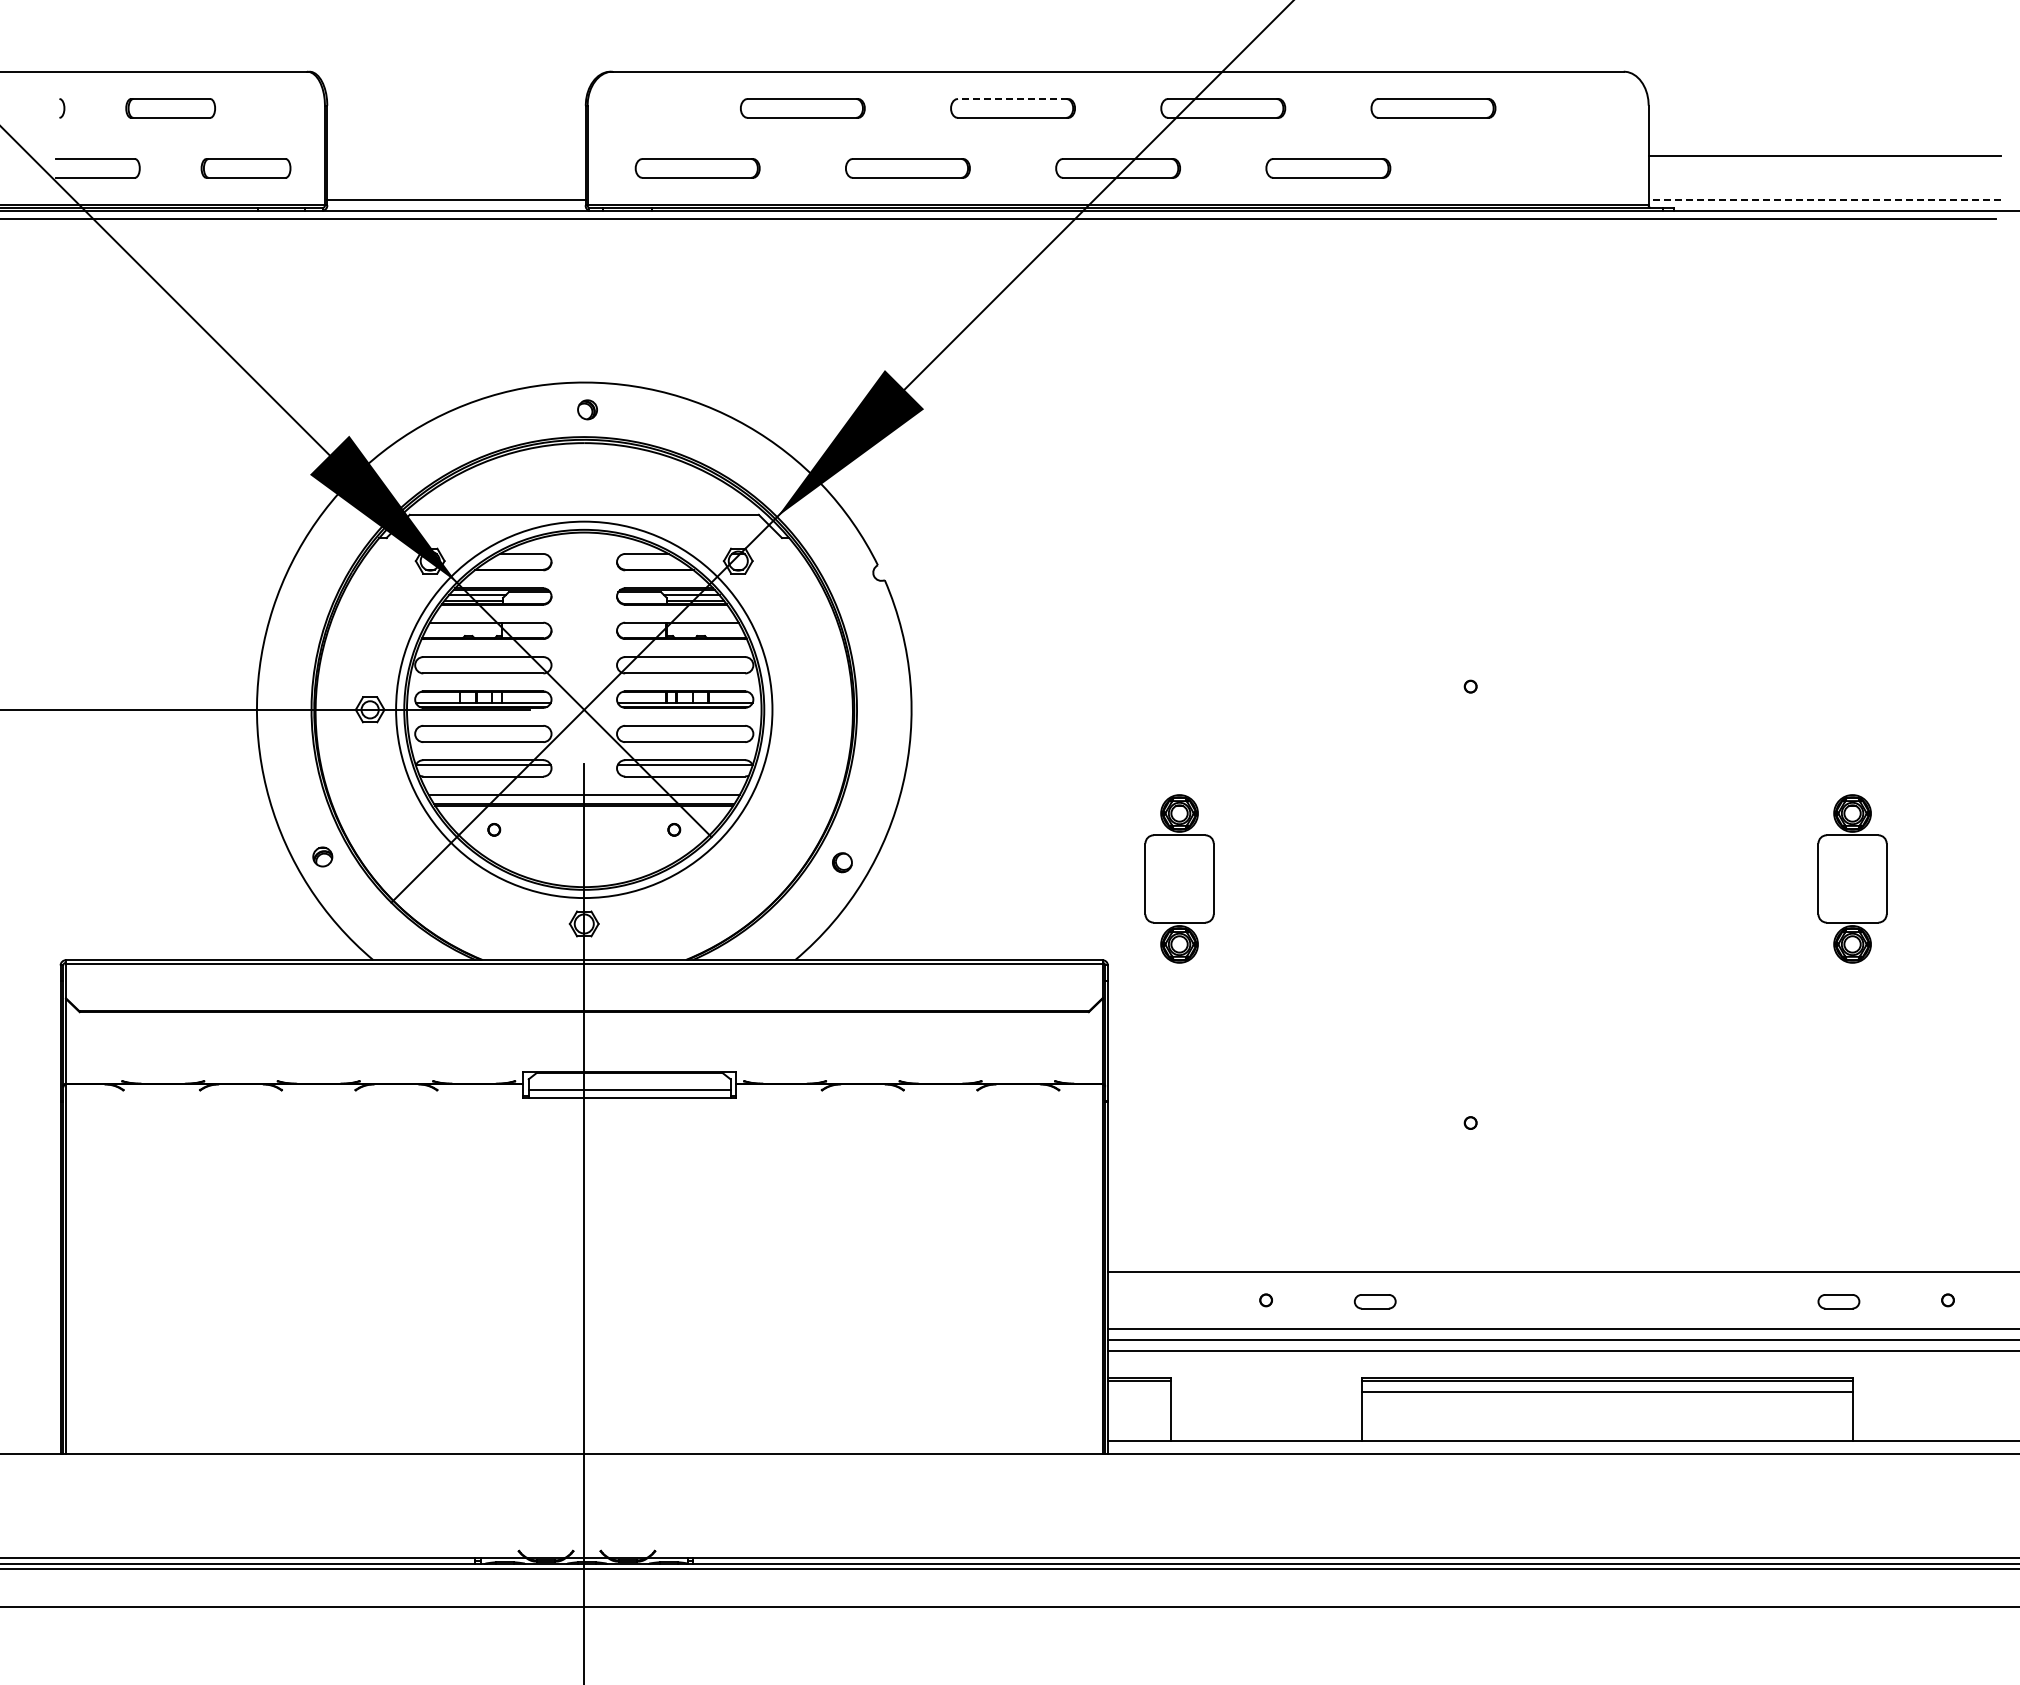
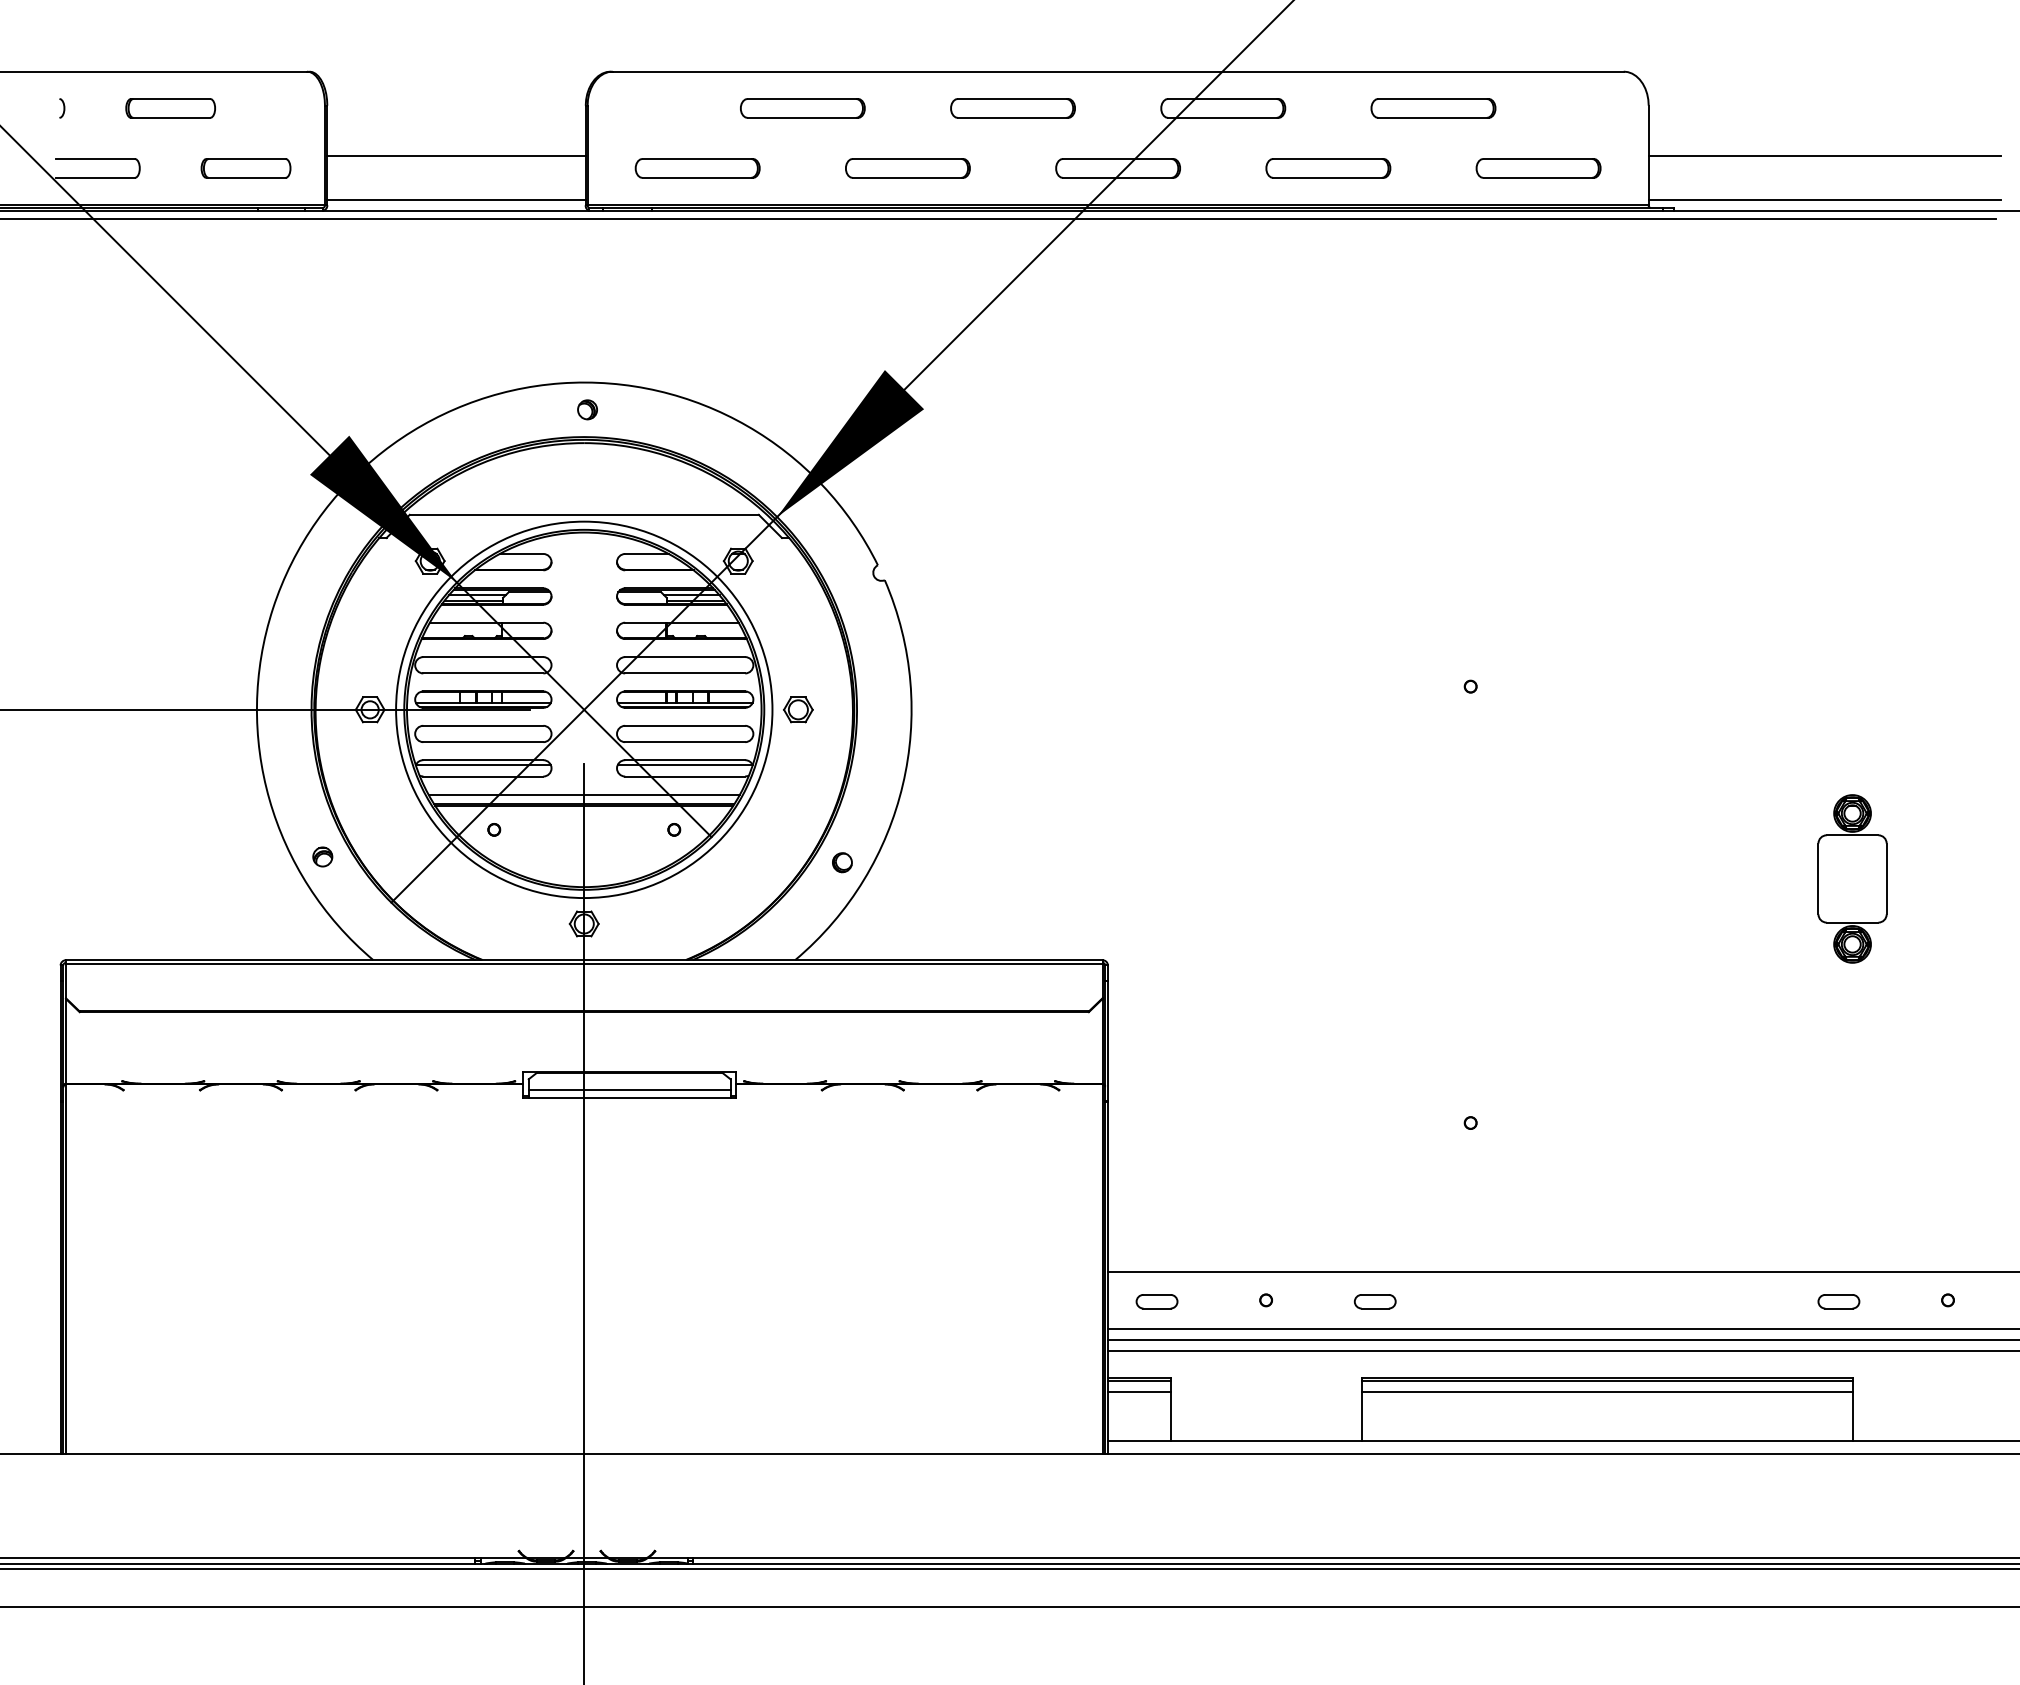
line: dashed -> solid (1012, 98)
line: none -> present (456, 156)
part: none -> present (1538, 168)
line: dashed -> solid (1824, 199)
part: none -> present (798, 709)
part: present -> none (1179, 878)
part: none -> present (1156, 1301)
line: none -> present (1138, 1391)
